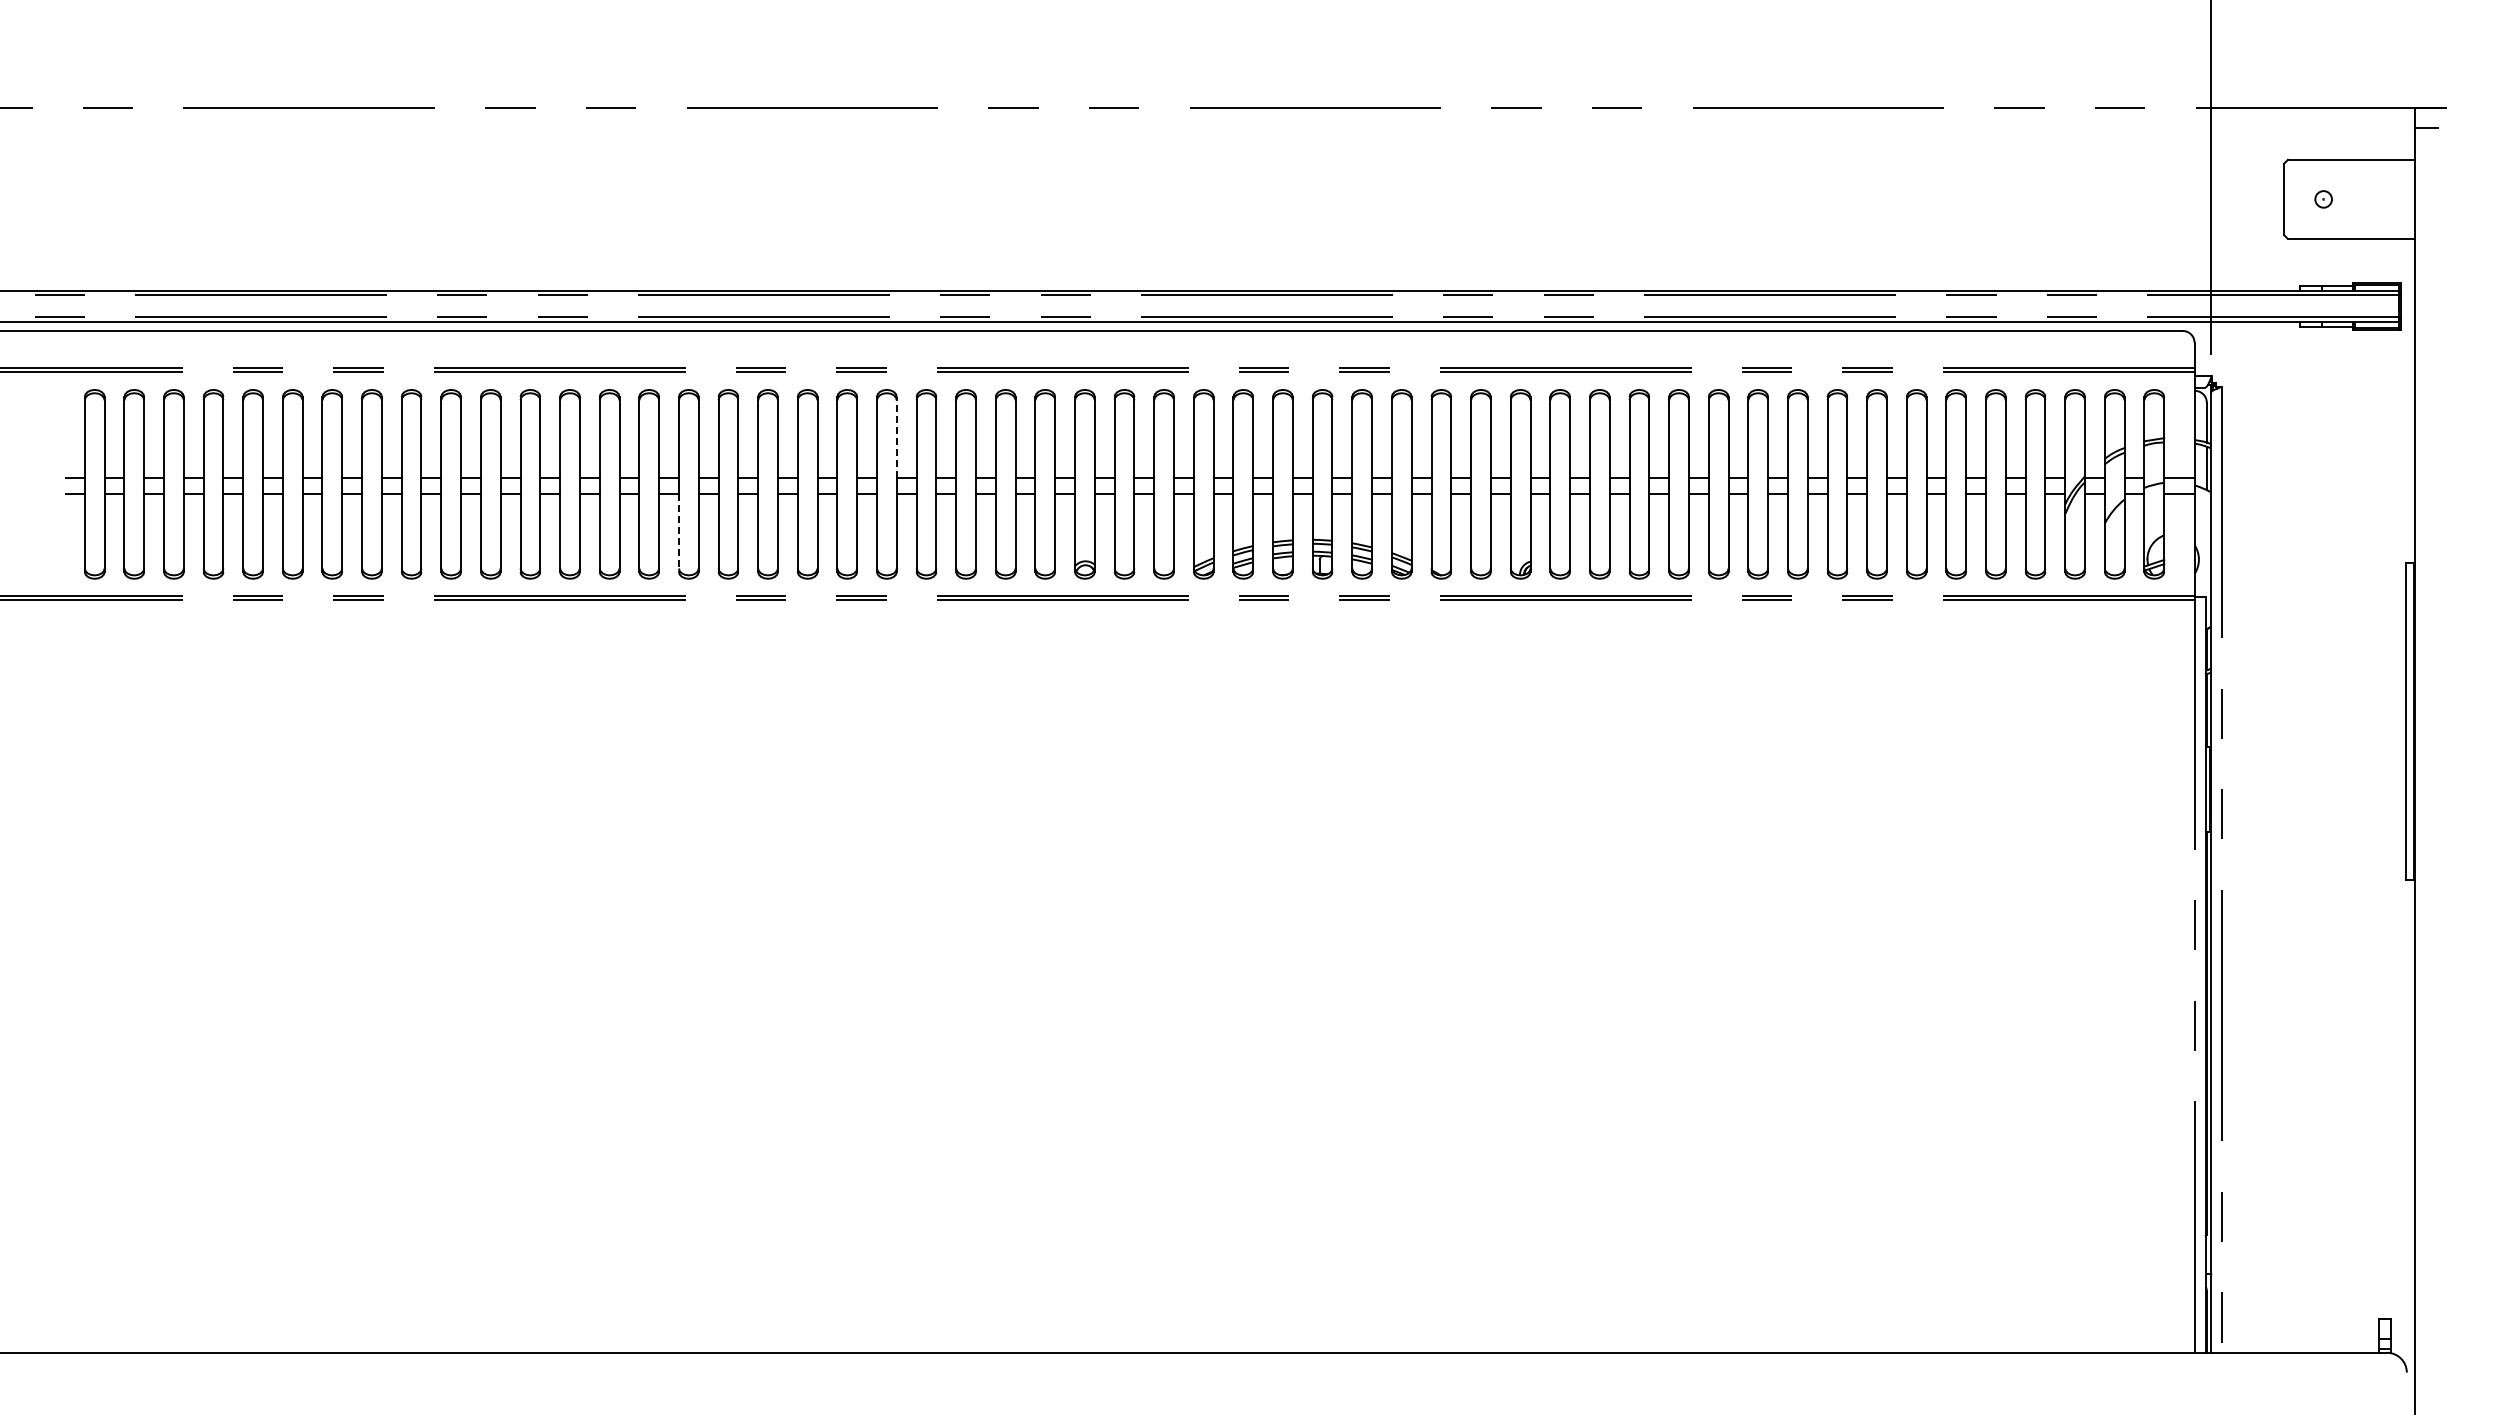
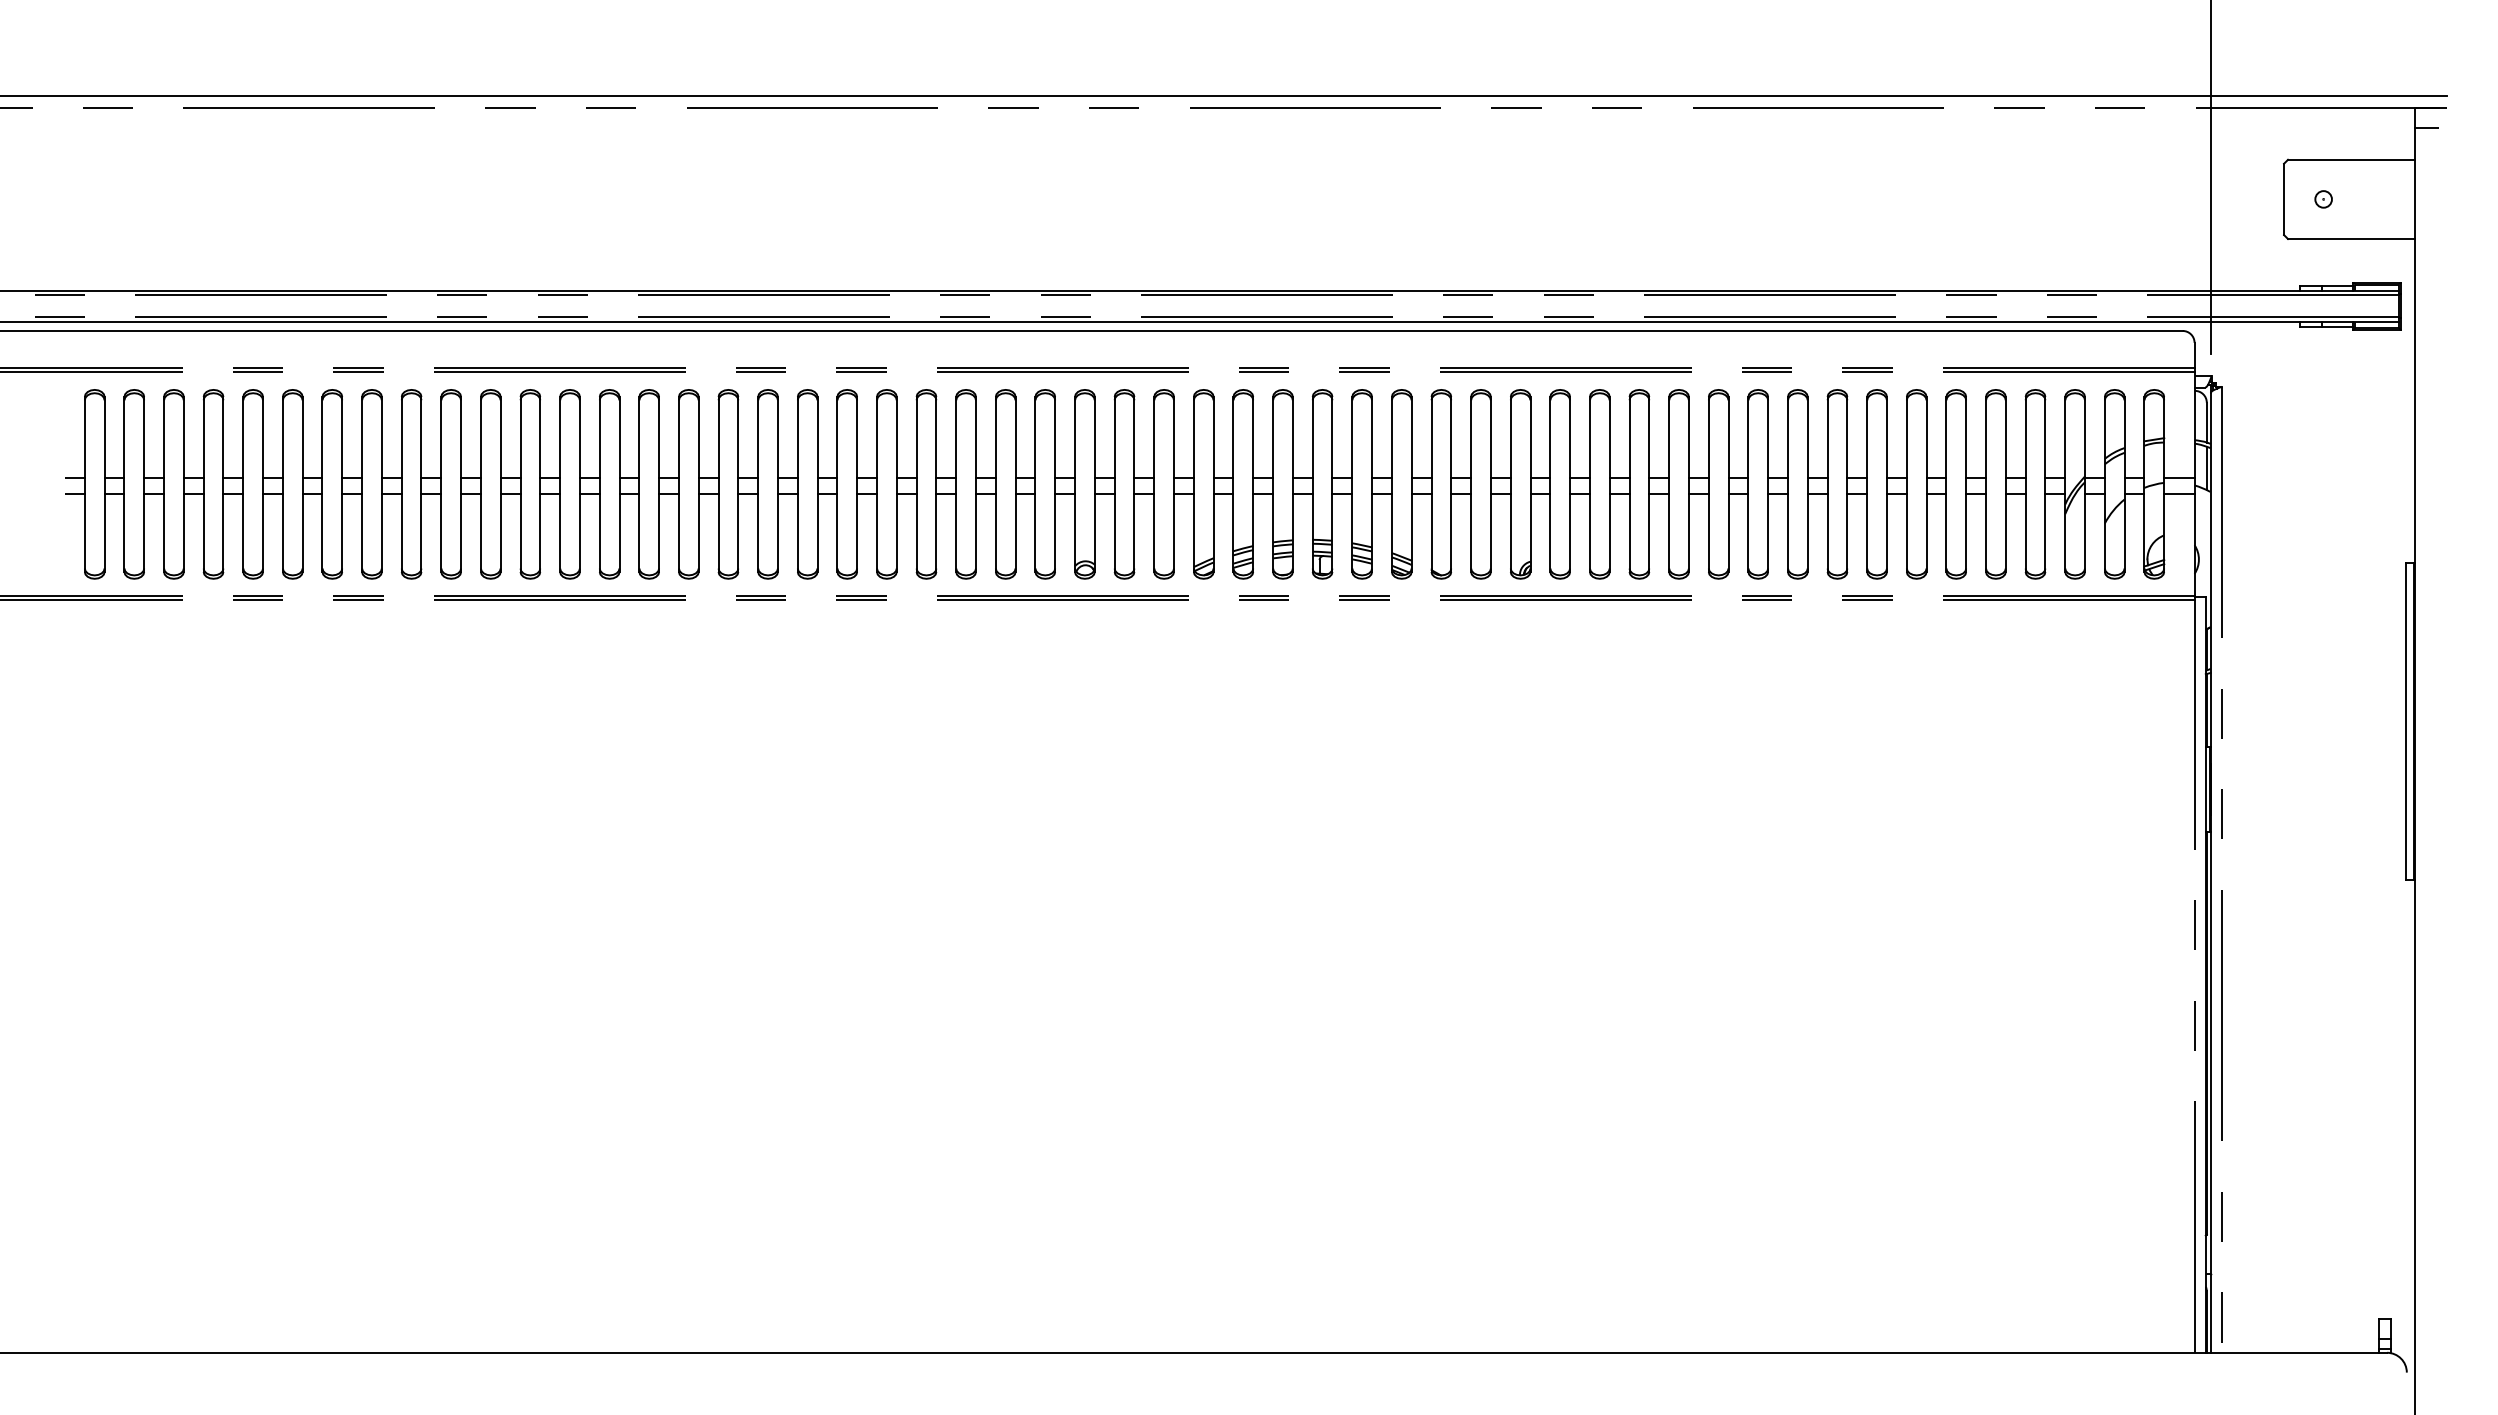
line: none -> present (1224, 96)
line: dashed -> solid (896, 436)
line: dashed -> solid (678, 533)
